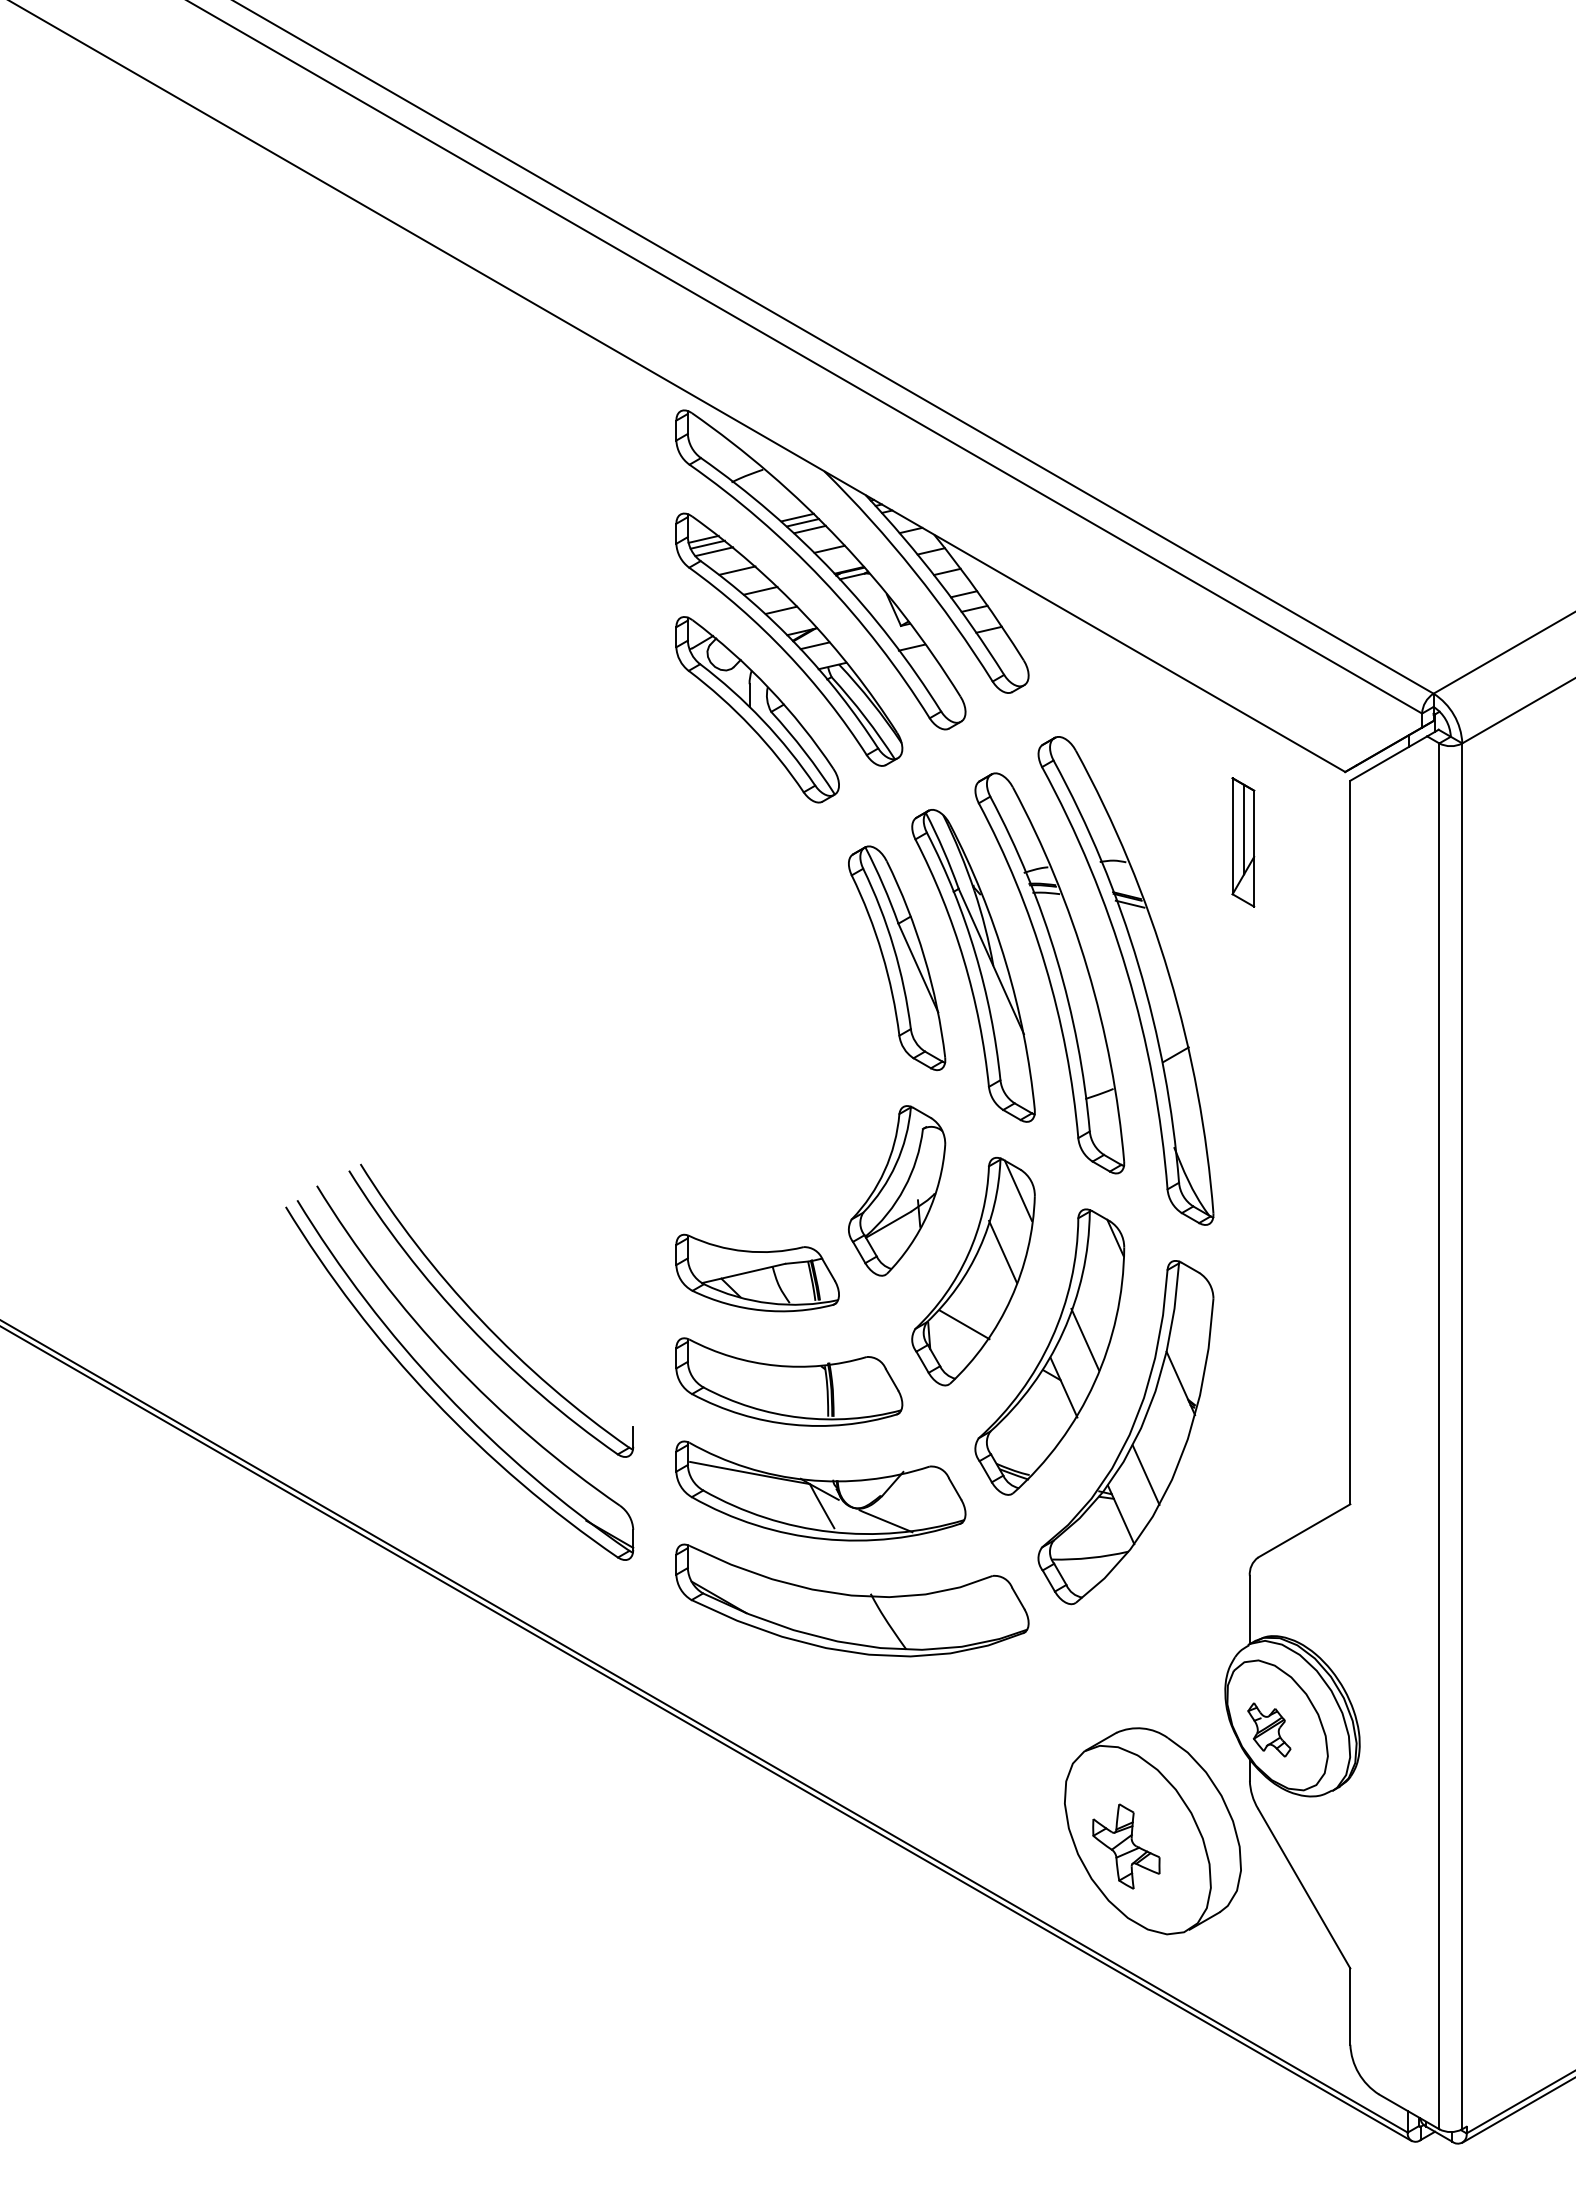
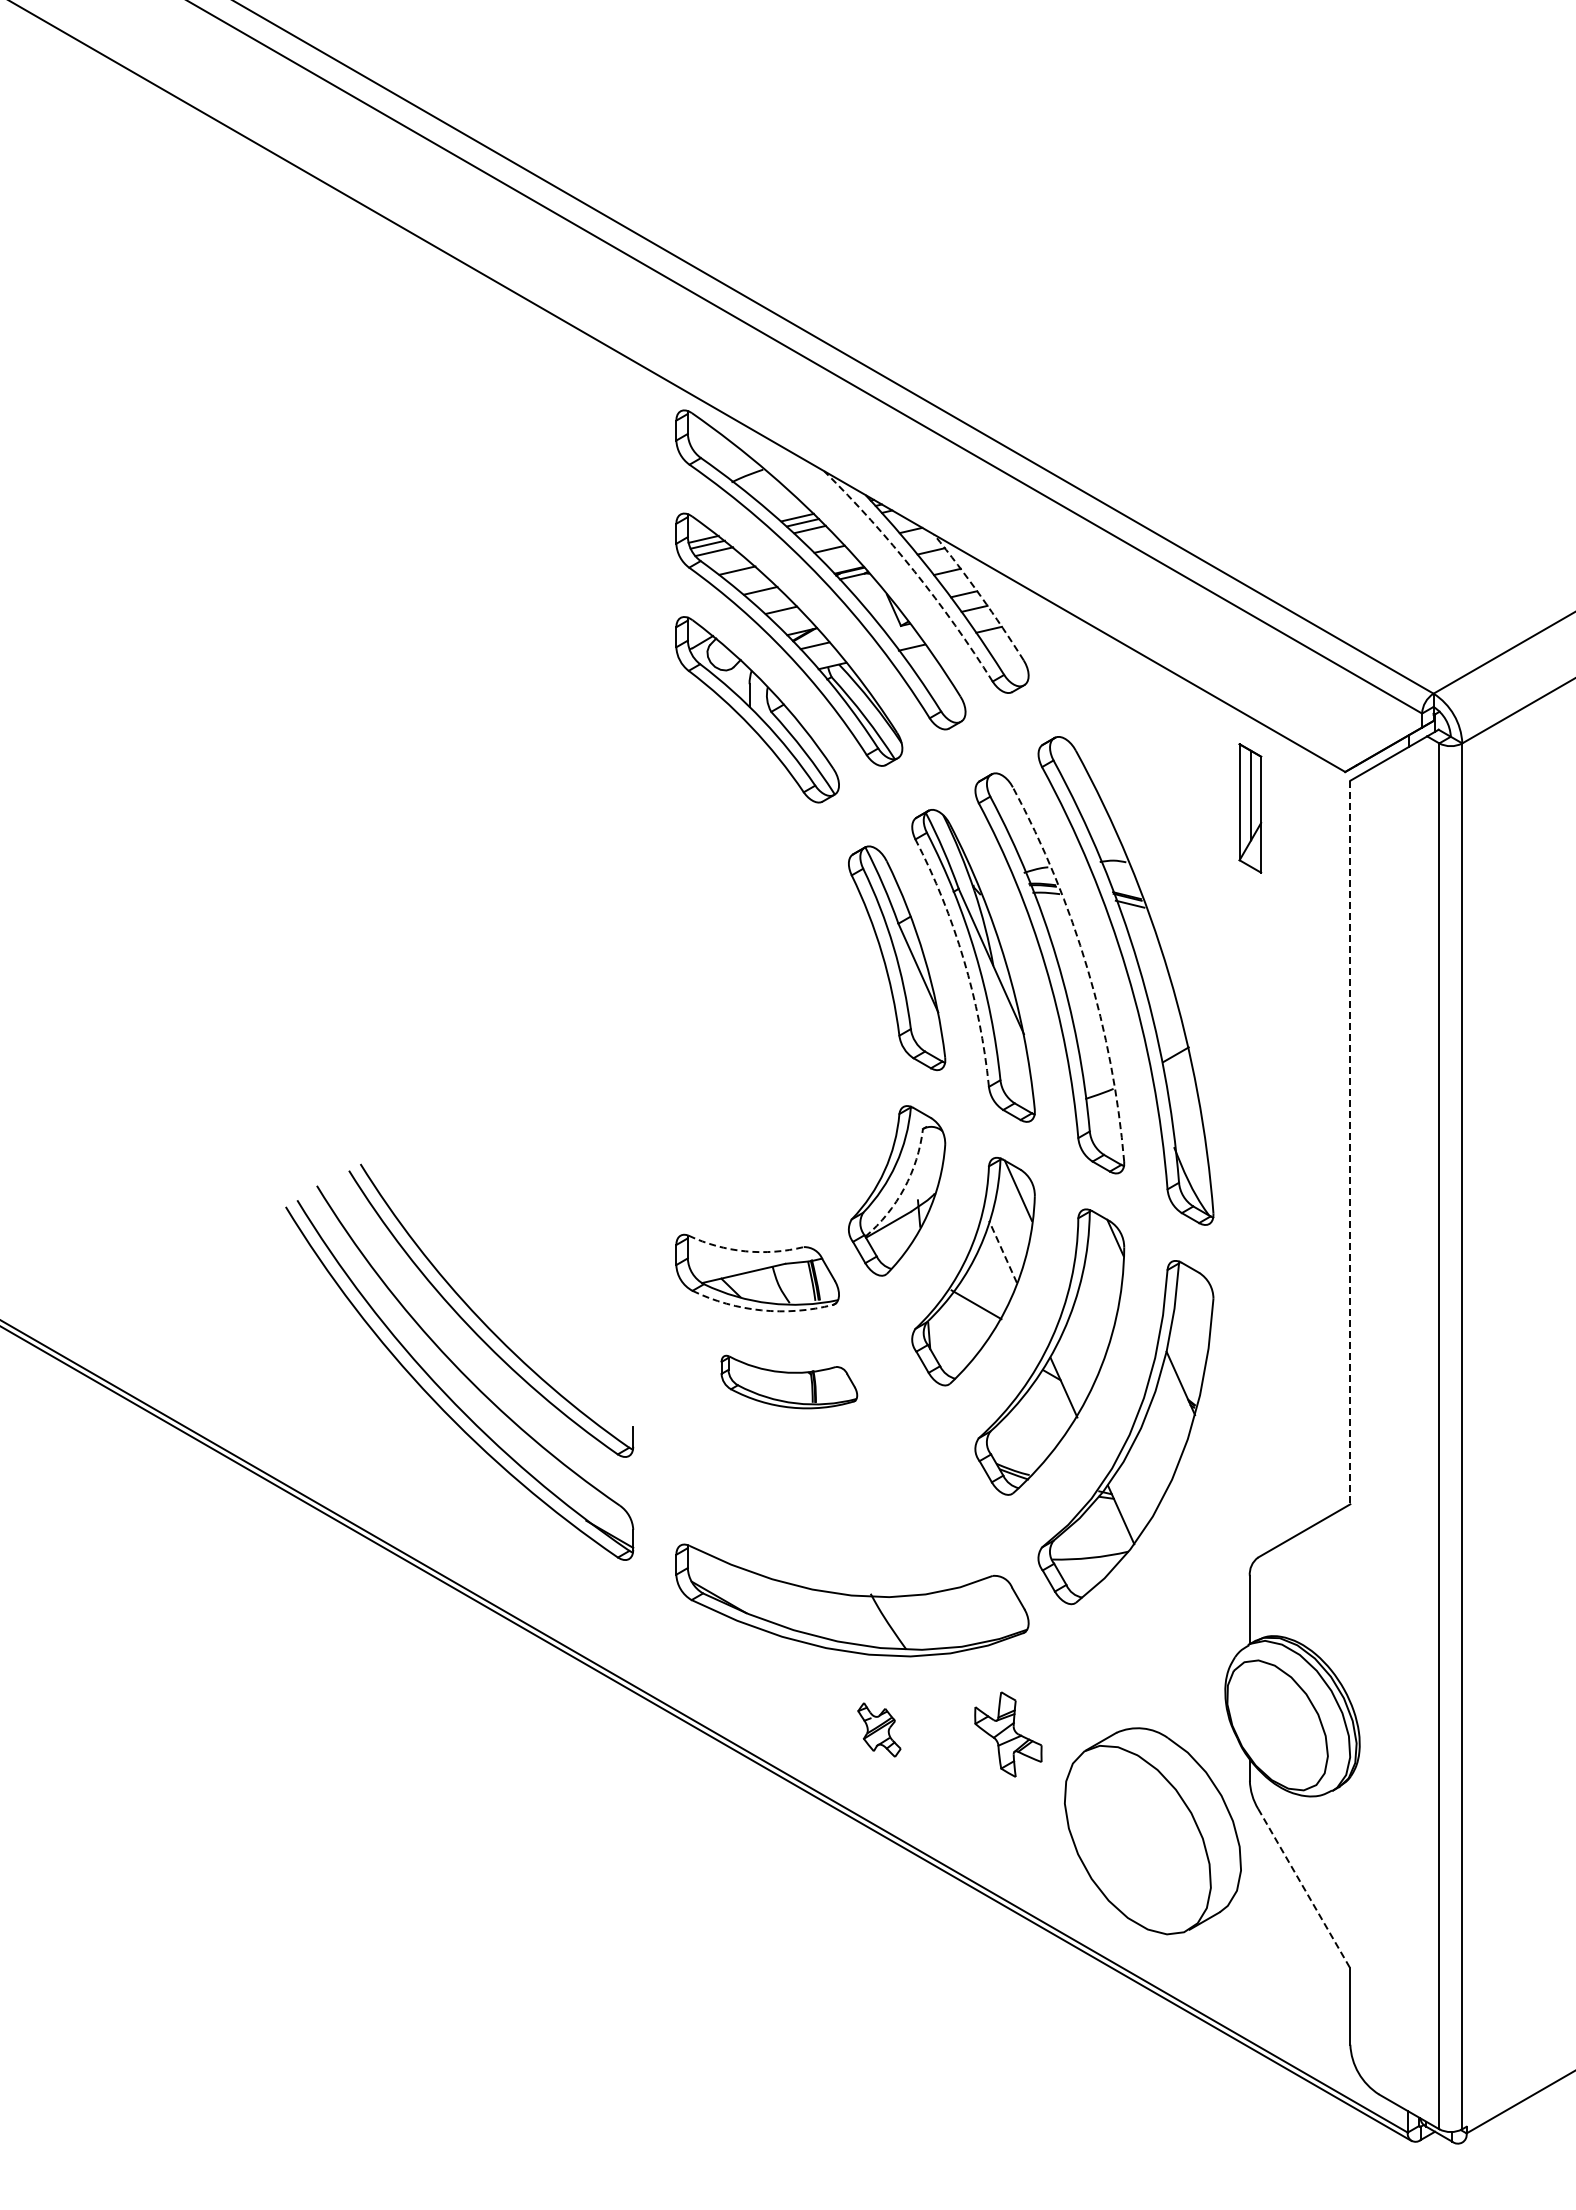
arc: solid -> dashed (914, 571)
arc: solid -> dashed (980, 596)
part position: (1243, 842) -> (1250, 808) (1250, 808)
arc: solid -> dashed (963, 959)
arc: solid -> dashed (1087, 969)
line: solid -> dashed (1350, 1142)
arc: solid -> dashed (904, 1188)
arc: solid -> dashed (745, 1251)
line: solid -> dashed (1002, 1251)
arc: solid -> dashed (761, 1310)
line position: (964, 1324) -> (976, 1304) (976, 1304)
line: present -> none (1085, 1339)
part size: 229x90 px -> 139x56 px (789, 1381)
line: present -> none (1145, 1474)
part: present -> none (820, 1490)
part position: (1269, 1729) -> (879, 1729) (879, 1729)
part position: (1126, 1846) -> (1008, 1734) (1008, 1734)
line: solid -> dashed (1304, 1889)
line: present -> none (1517, 2110)
